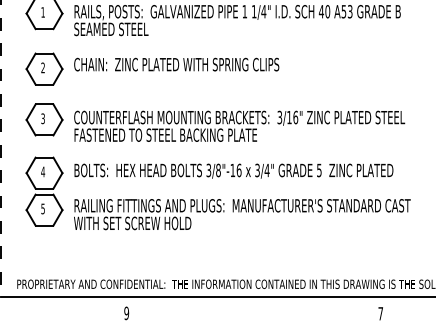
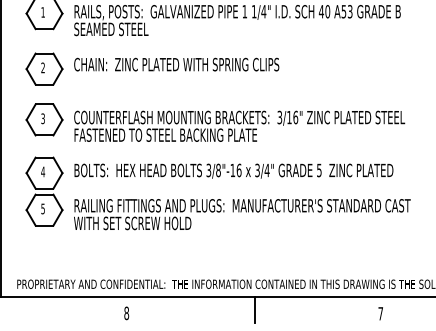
line: dashed -> solid (1, 149)
line: none -> present (255, 309)
text: 9 -> 8 (126, 313)
